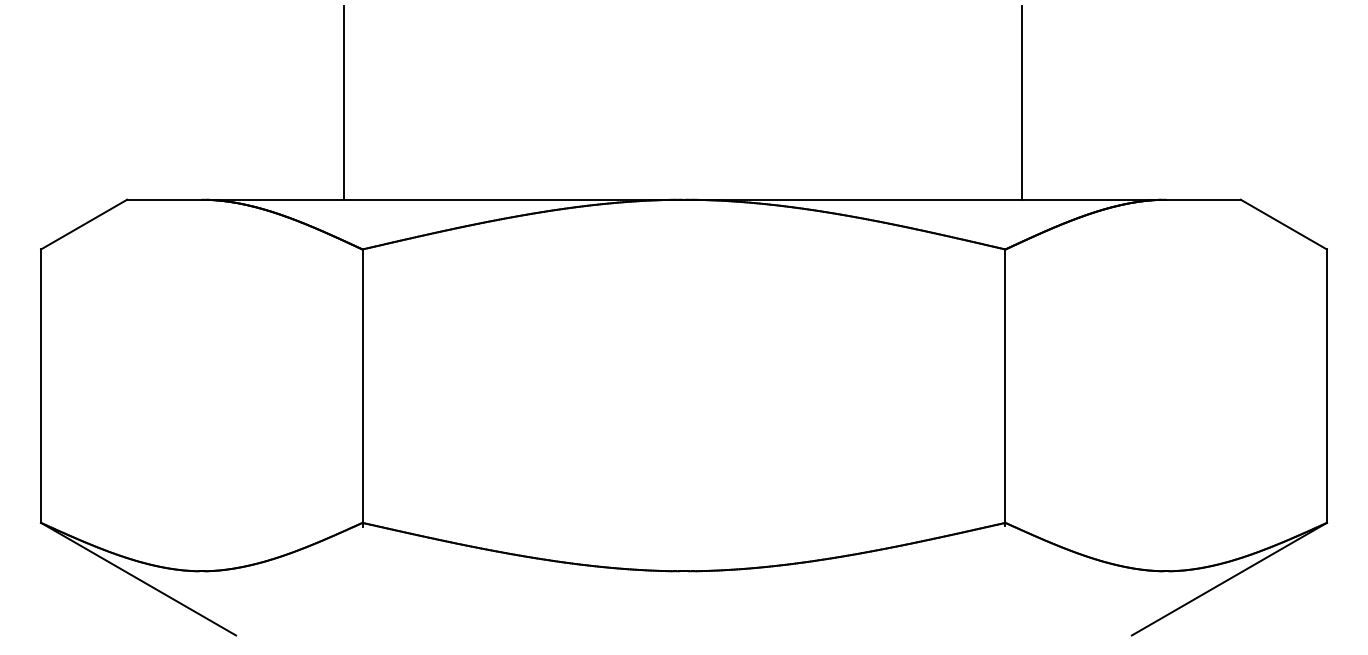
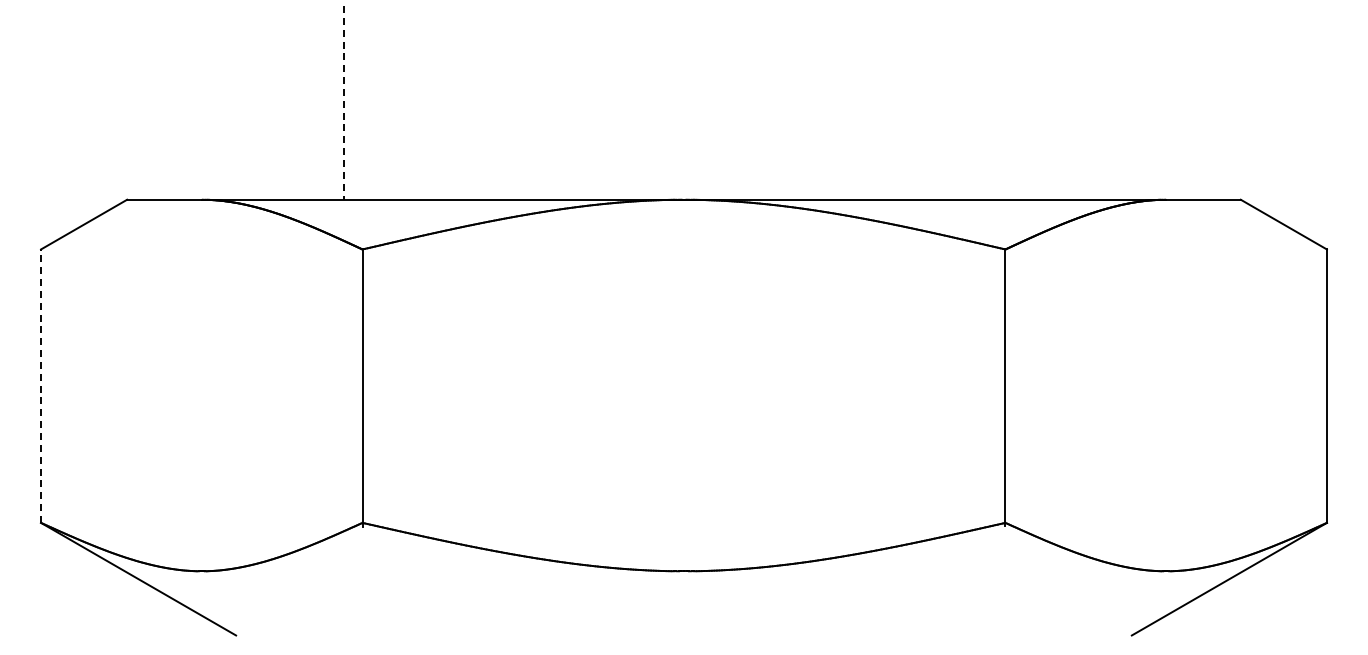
line: solid -> dashed (343, 102)
line: present -> none (1021, 102)
line: solid -> dashed (41, 386)
